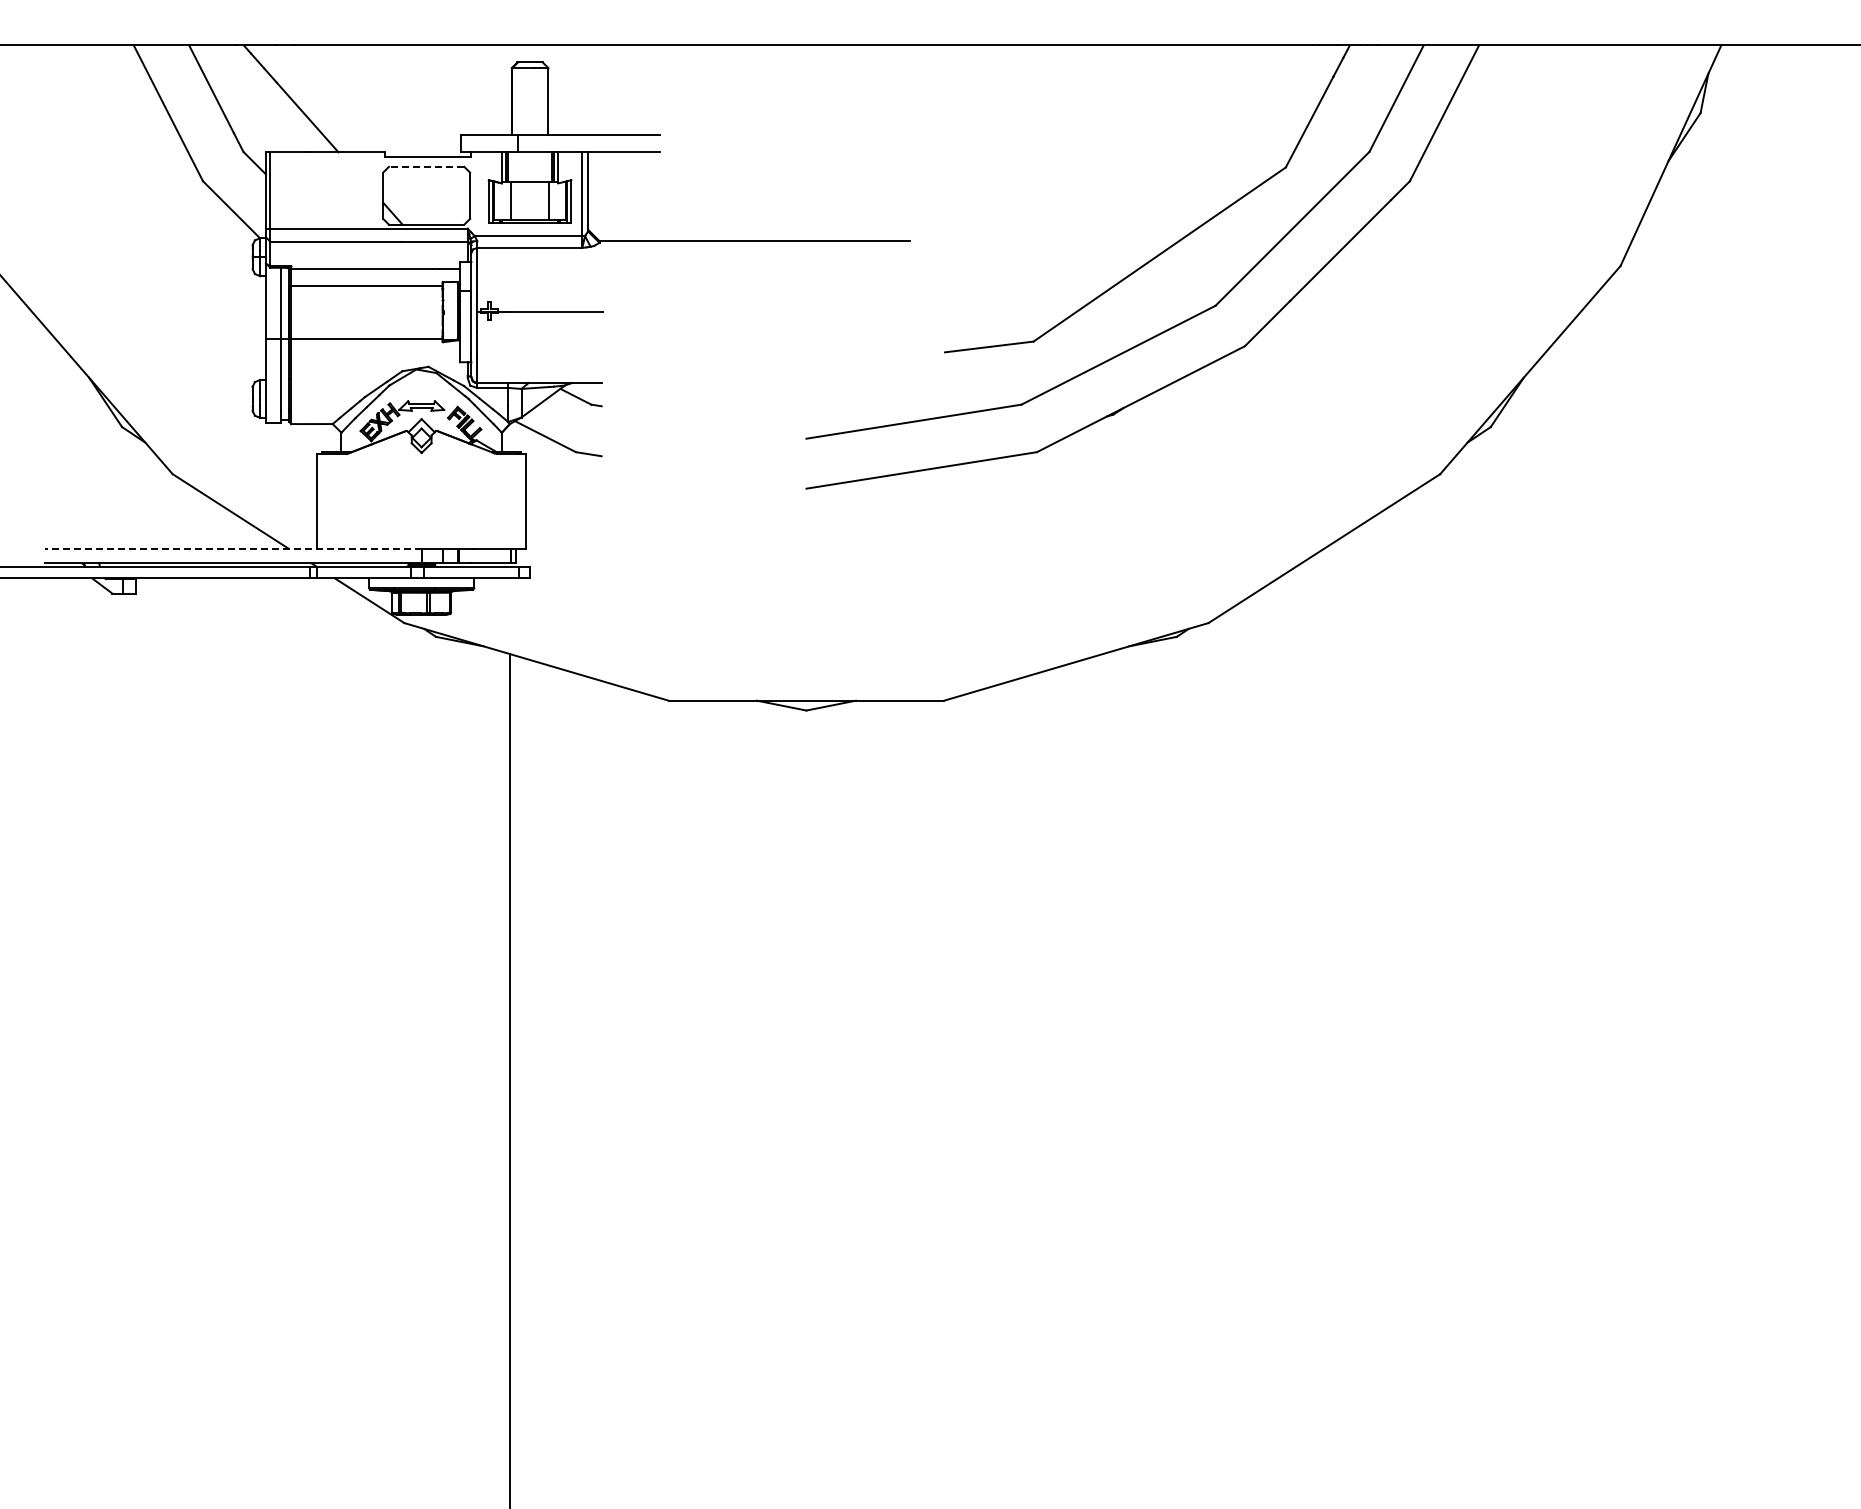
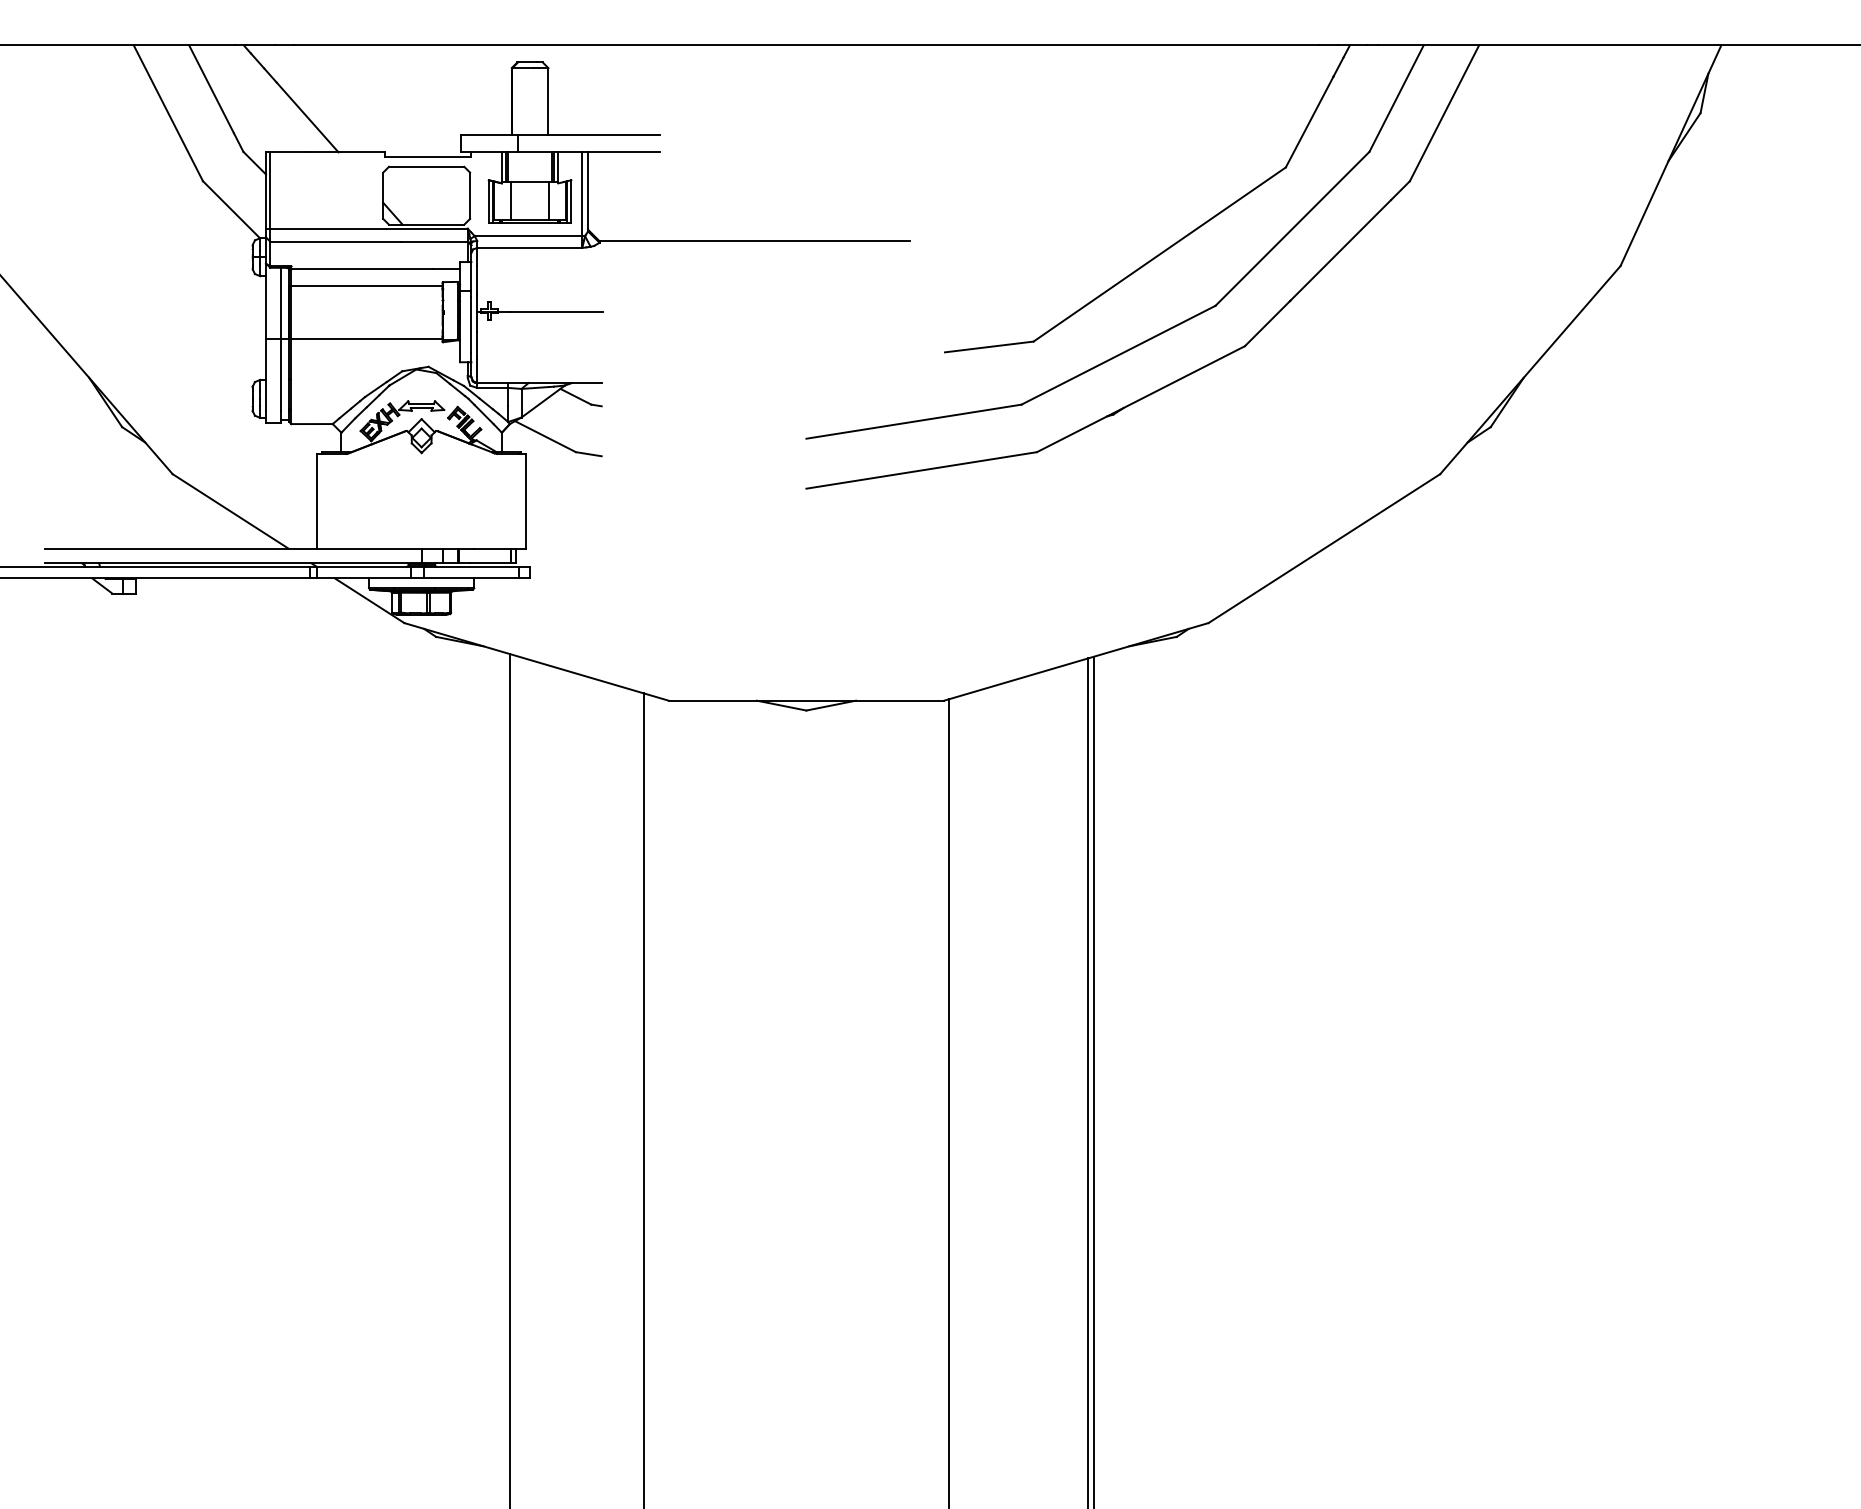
line: dashed -> solid (426, 166)
line: dashed -> solid (233, 548)
line: none -> present (1093, 1080)
line: none -> present (1088, 1081)
line: none -> present (644, 1099)
line: none -> present (948, 1102)
